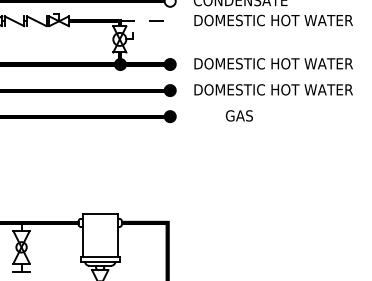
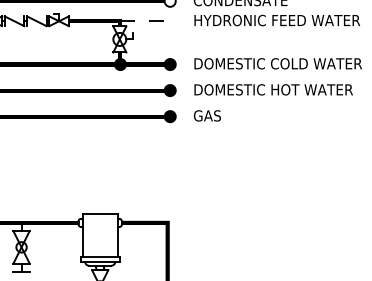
text: DOMESTIC HOT WATER -> HYDRONIC FEED WATER (277, 20)
text: DOMESTIC HOT WATER -> DOMESTIC COLD WATER (316, 63)
text position: (238, 115) -> (206, 115) (206, 115)
